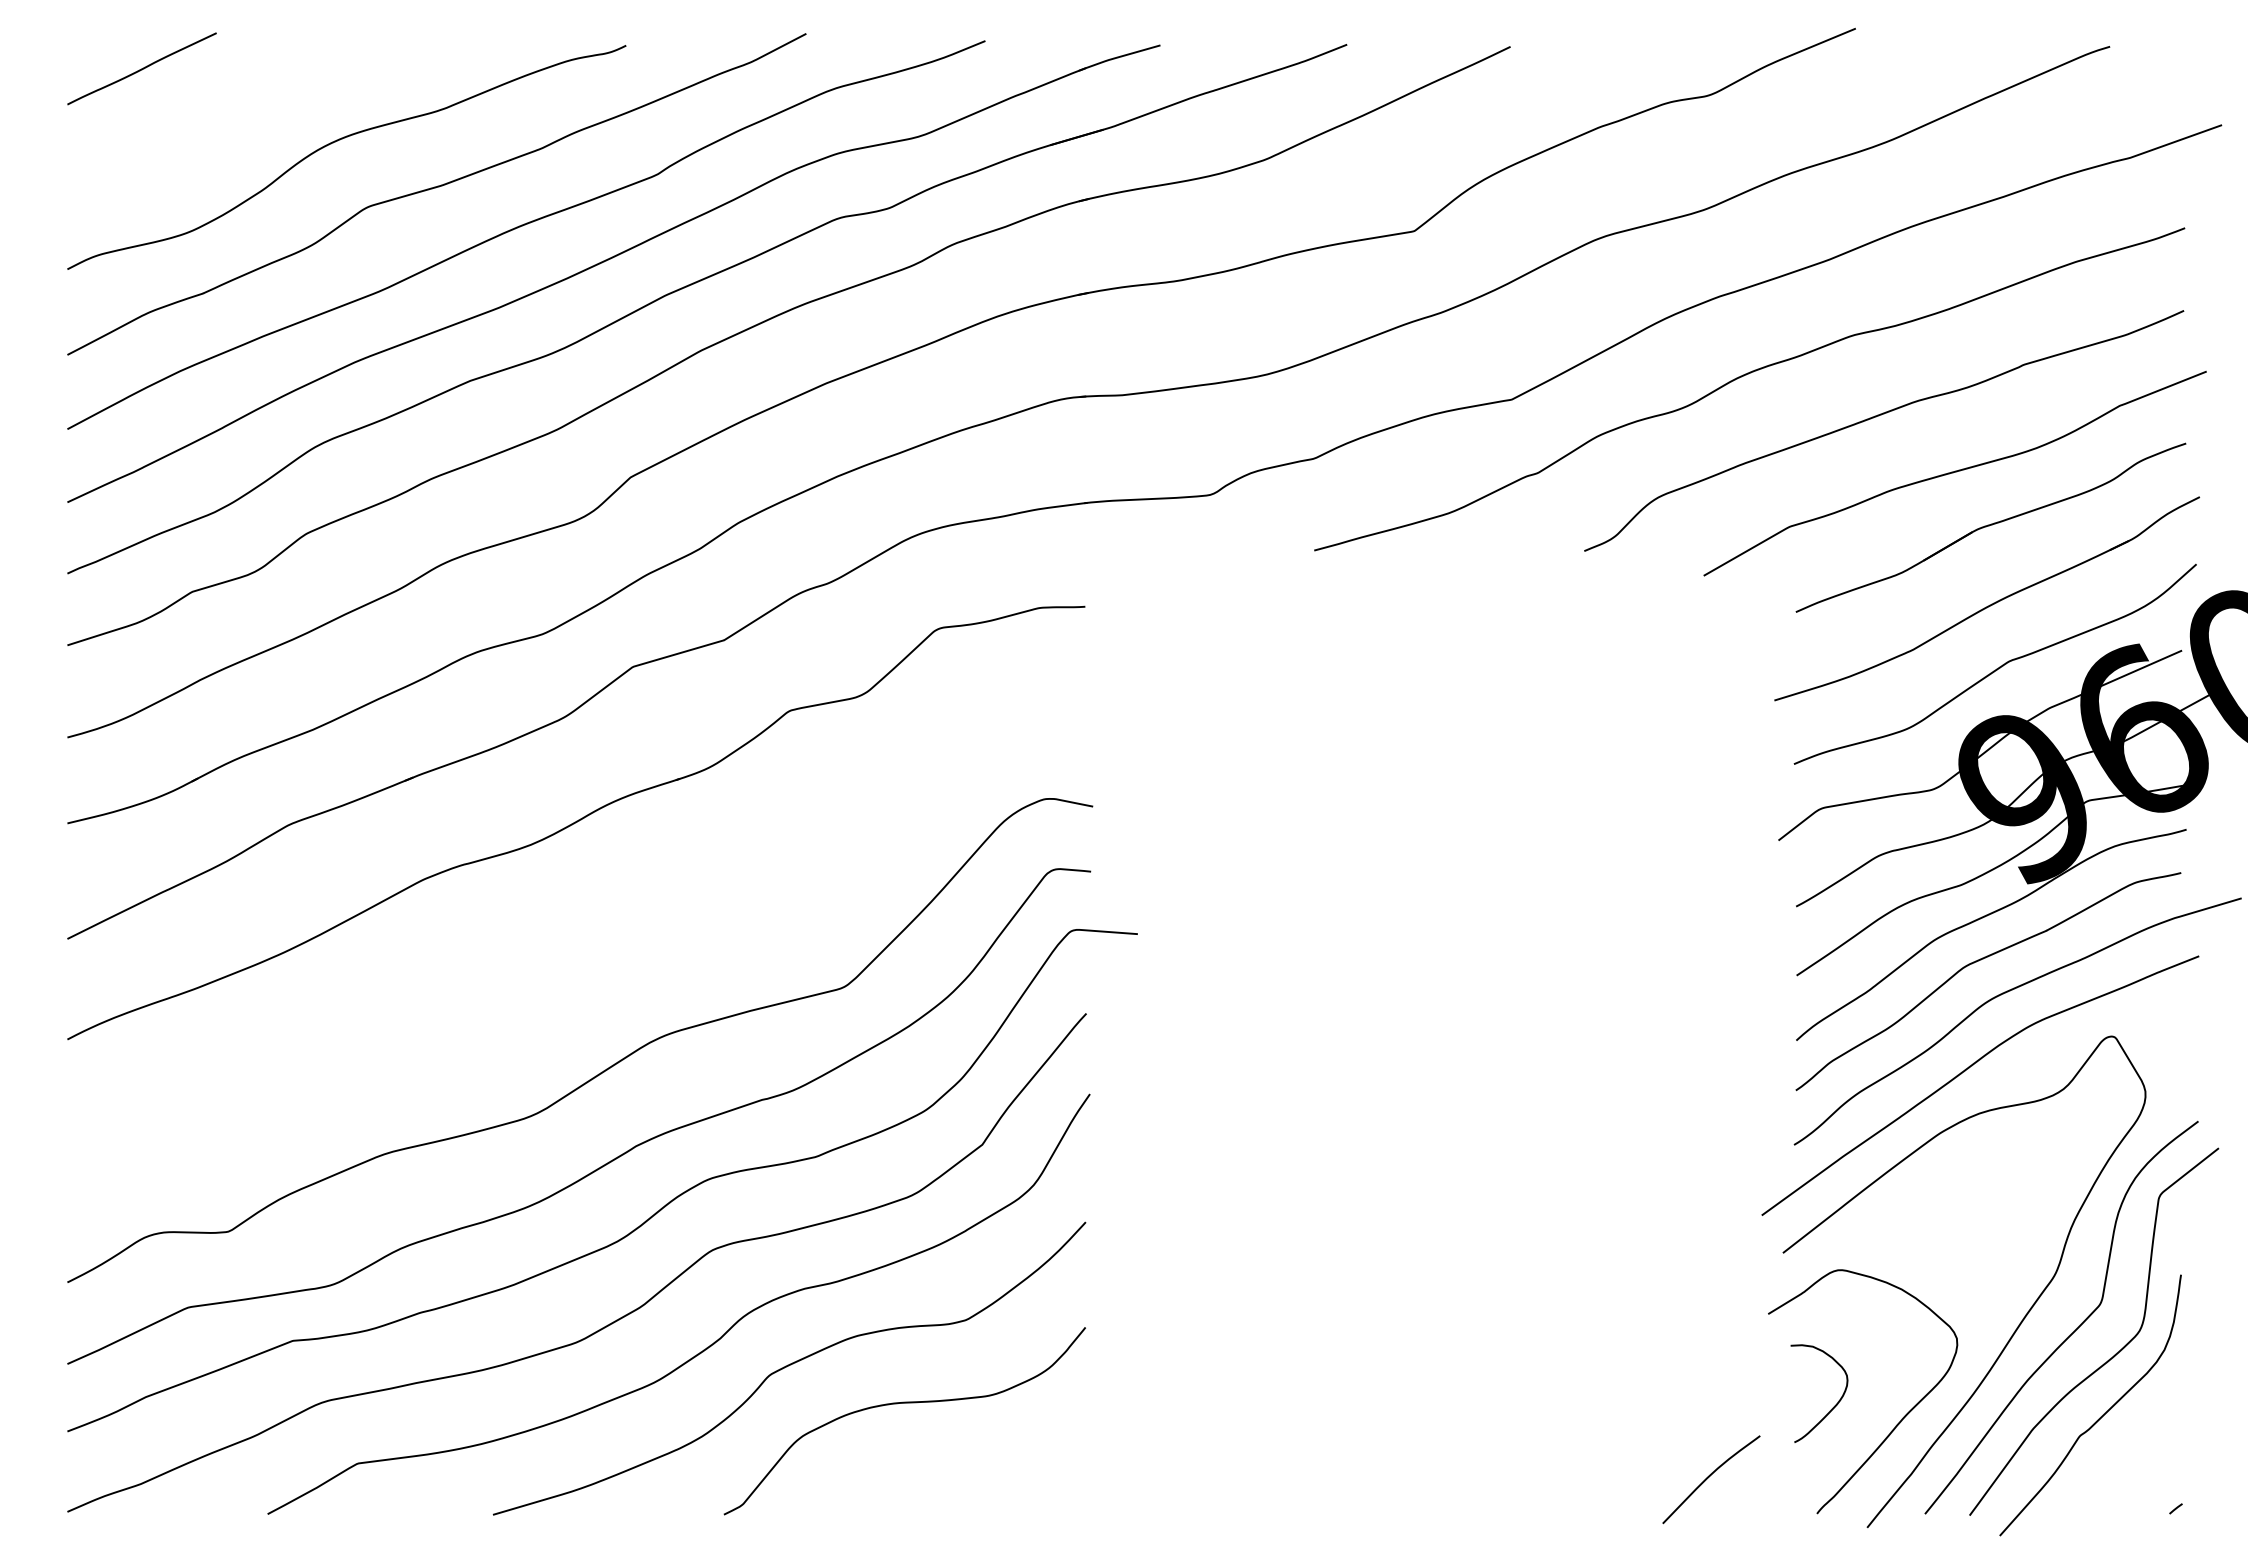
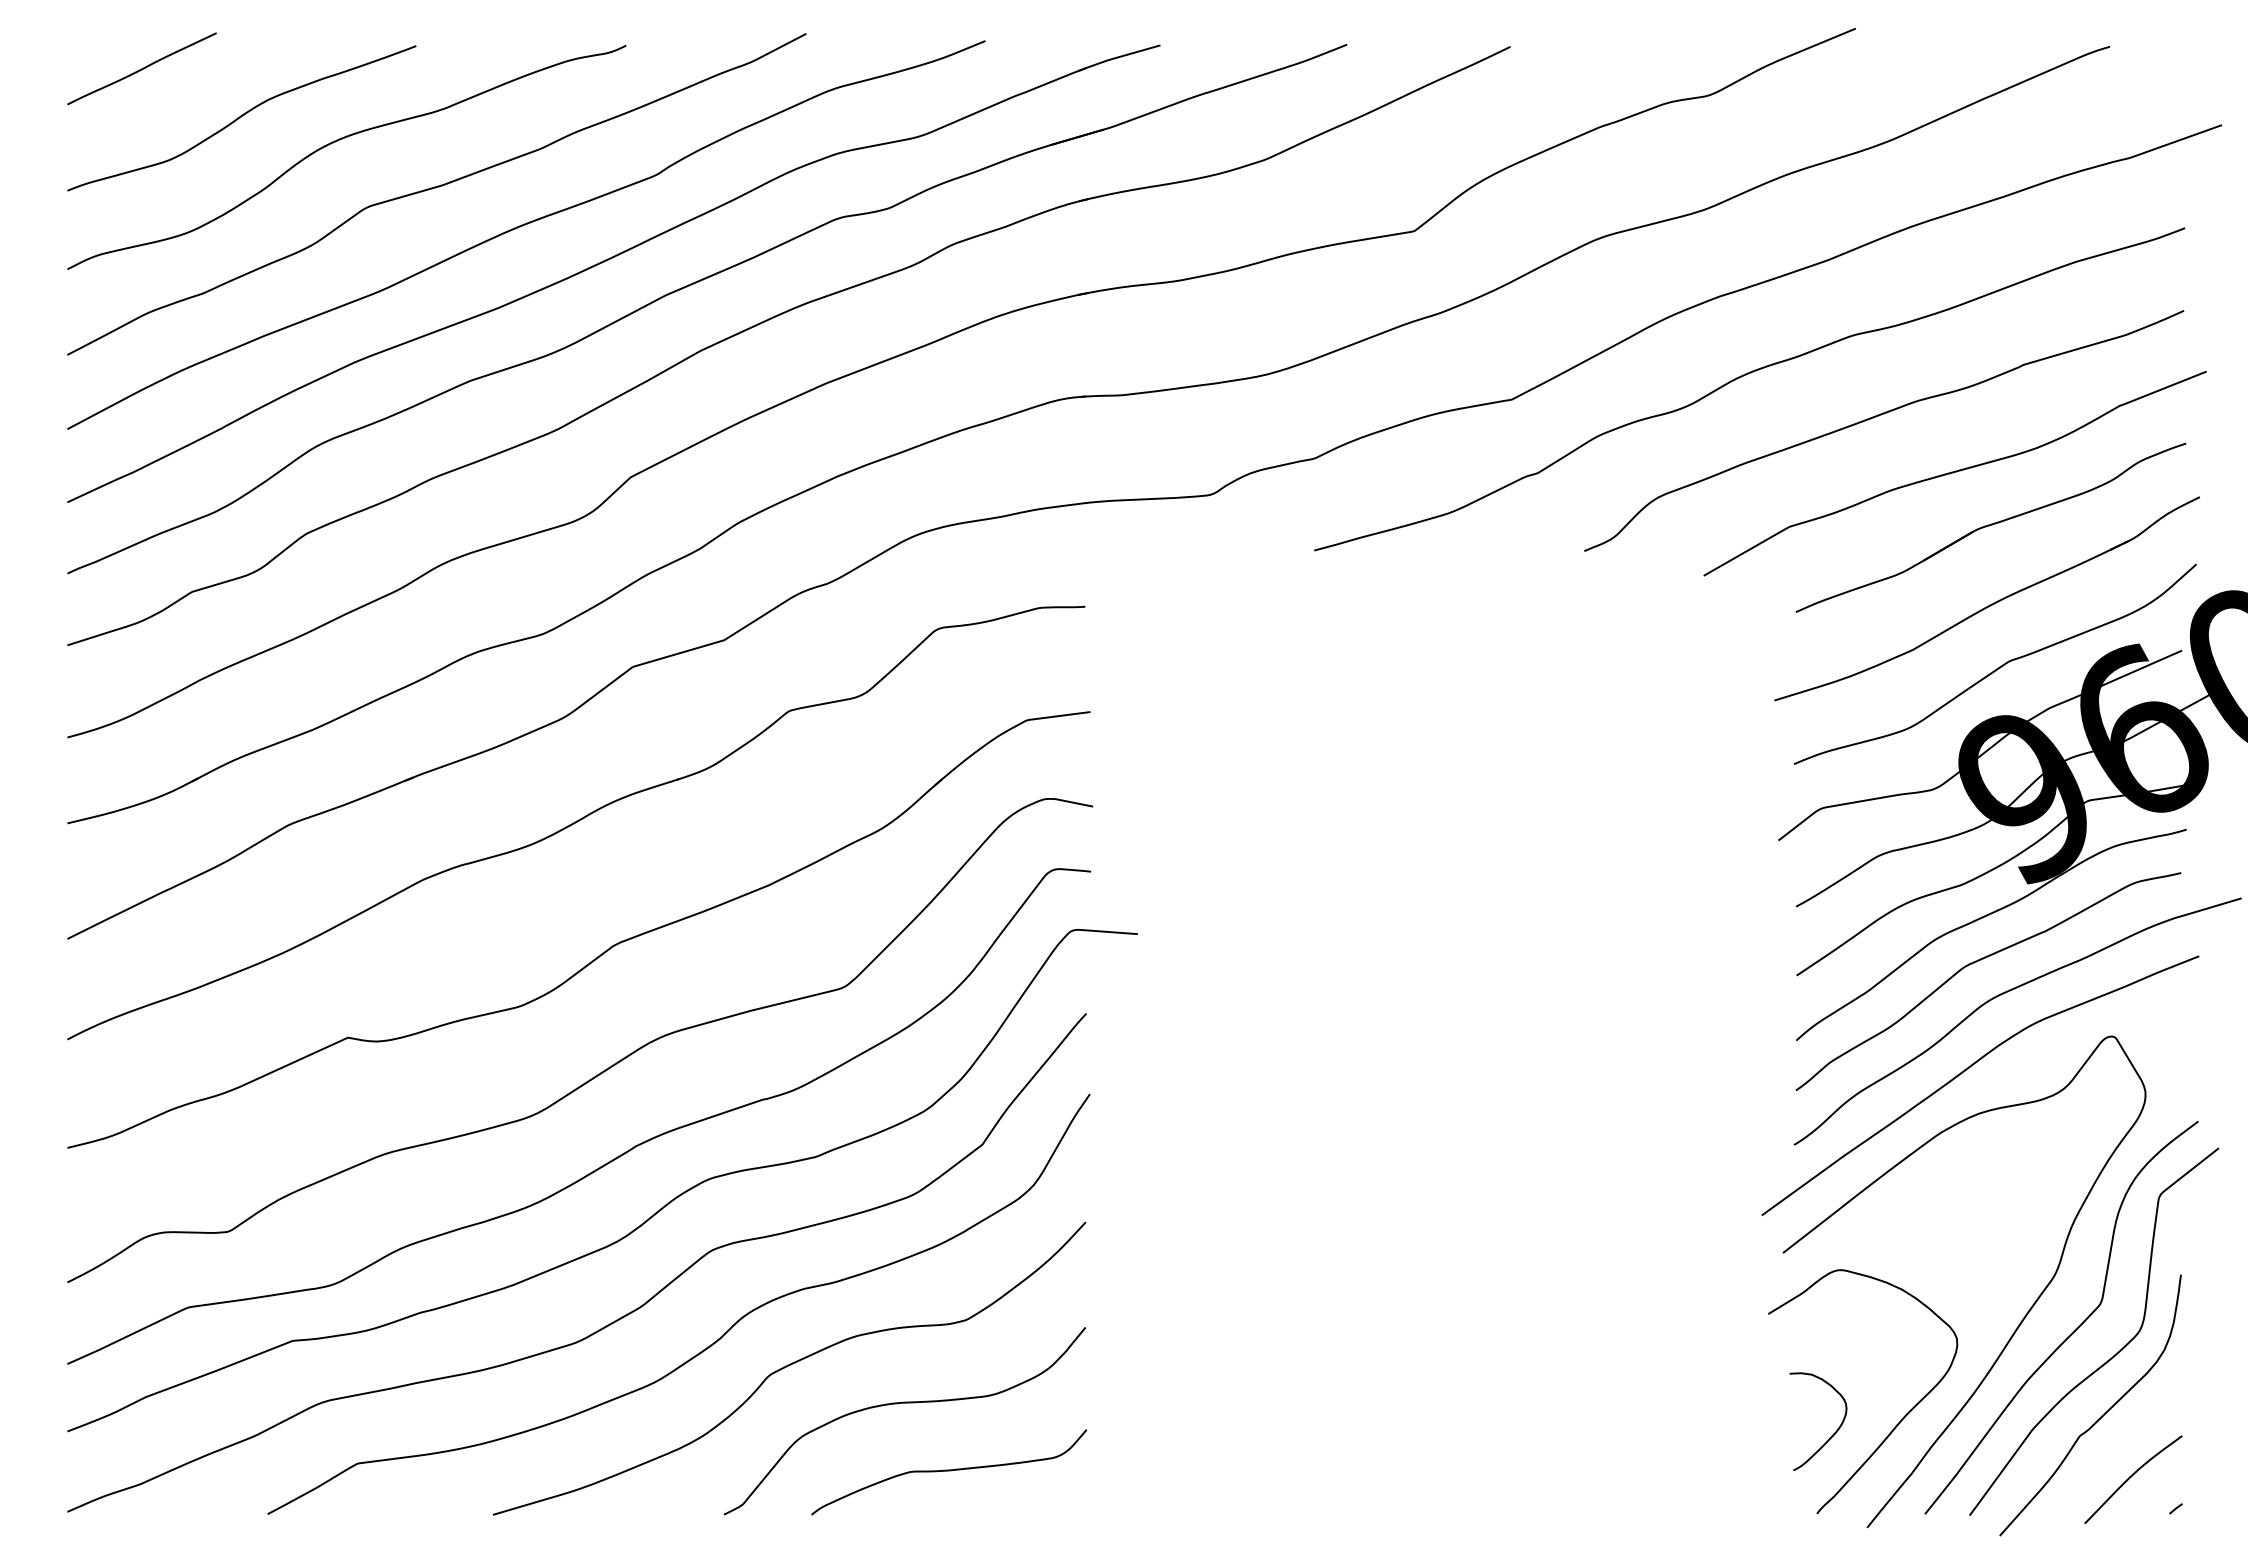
curve: none -> present (241, 117)
part: none -> present (598, 955)
curve position: (1833, 1406) -> (1832, 1434) (1832, 1434)
curve: none -> present (949, 1471)
curve position: (1709, 1477) -> (2131, 1477) (2131, 1477)
